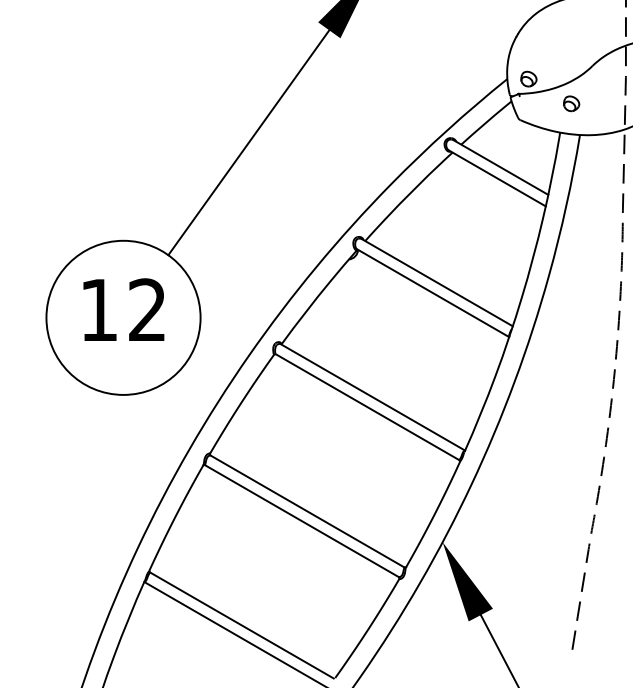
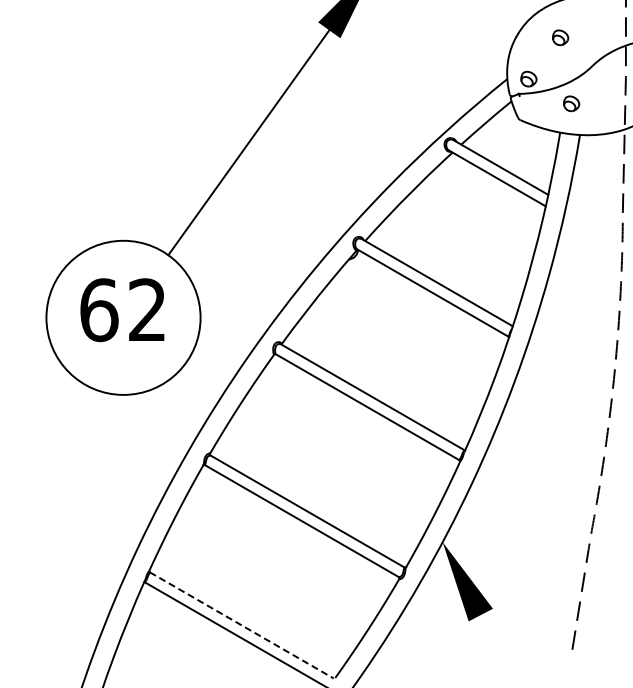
part: none -> present (560, 37)
text: 12 -> 62 (99, 310)
line: solid -> dashed (242, 625)
line: present -> none (498, 649)
